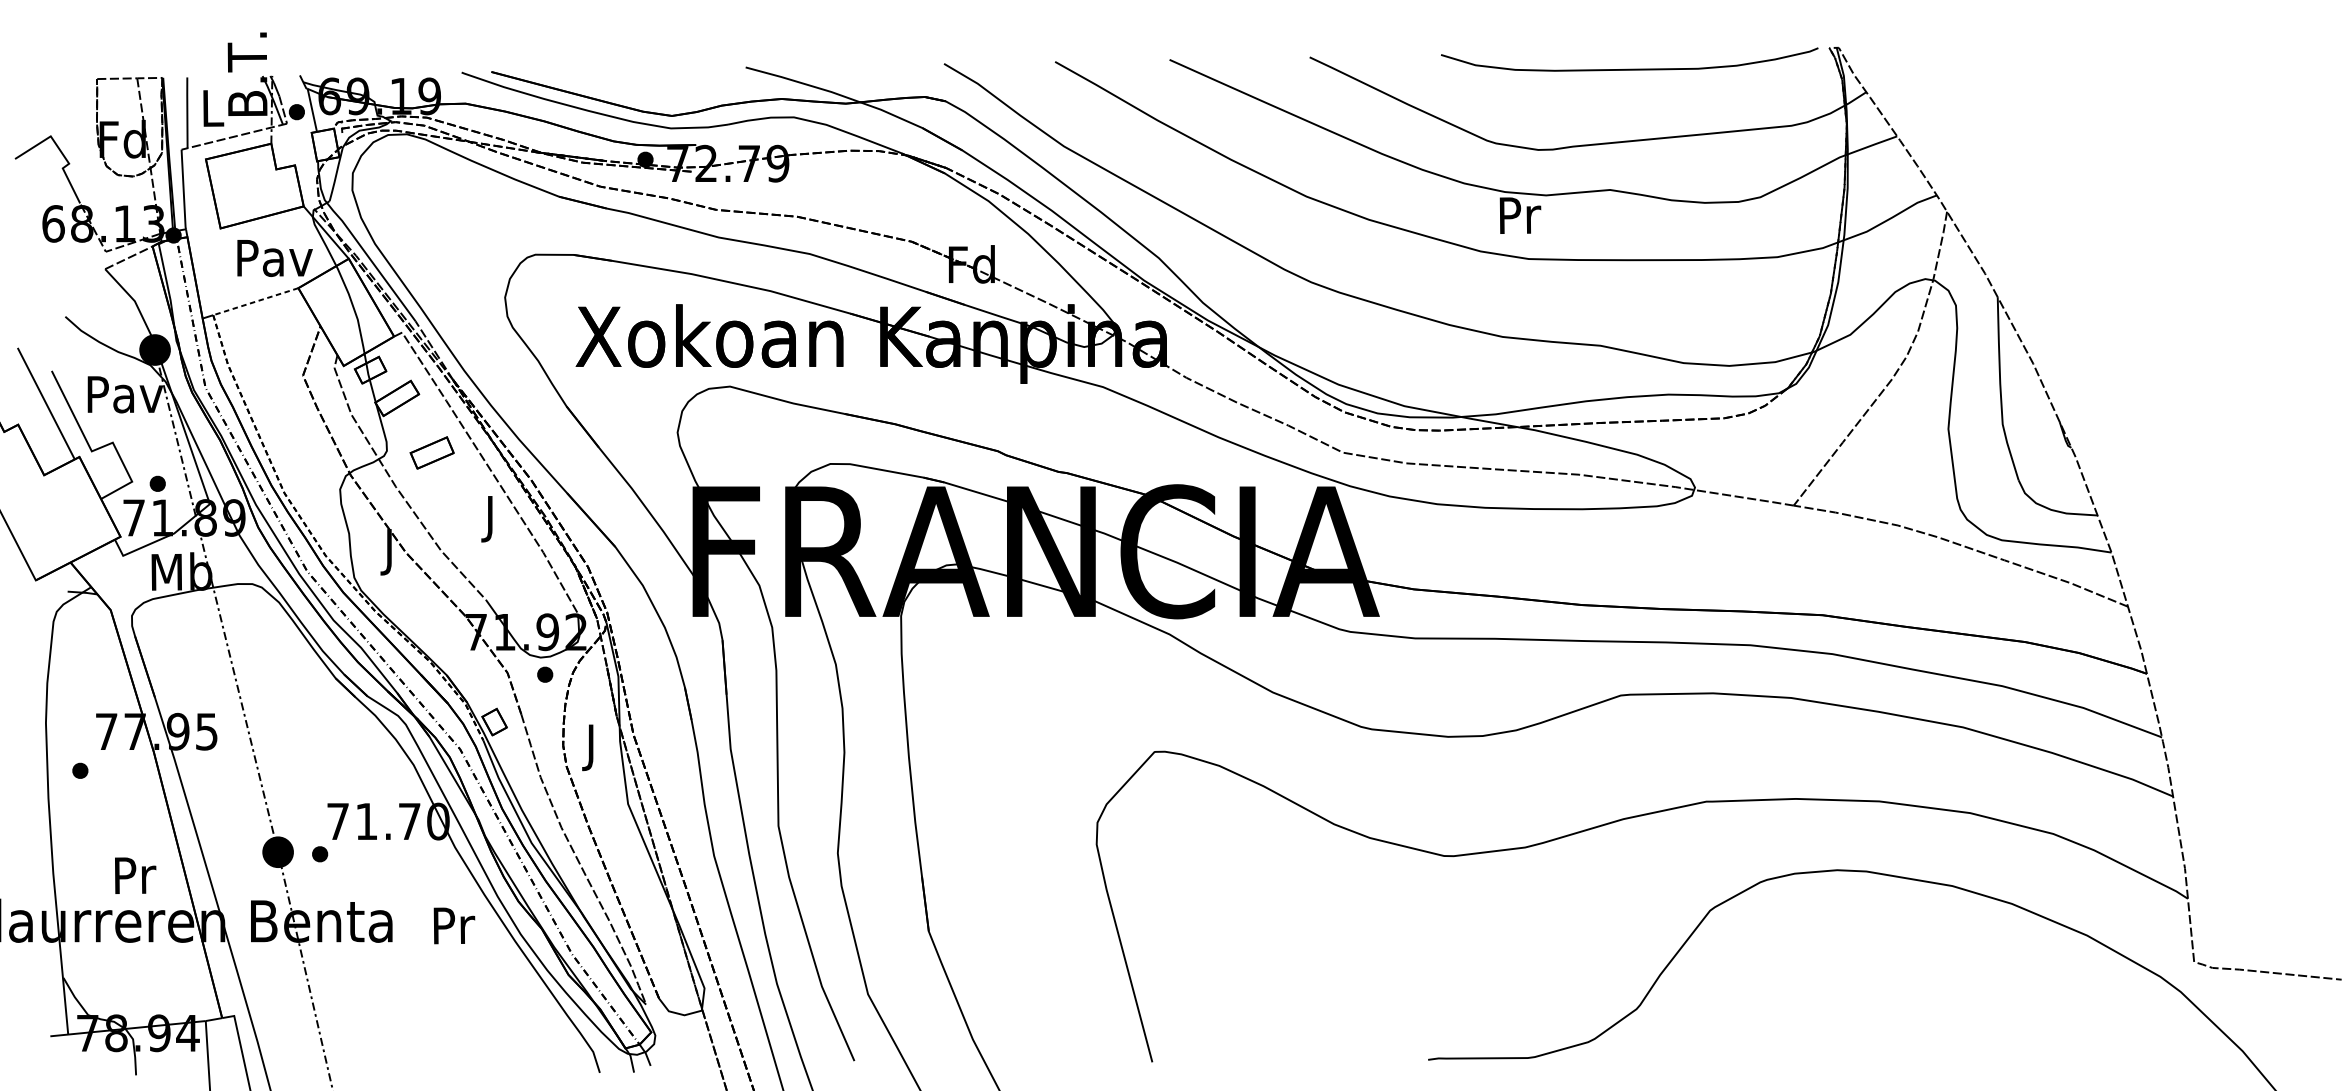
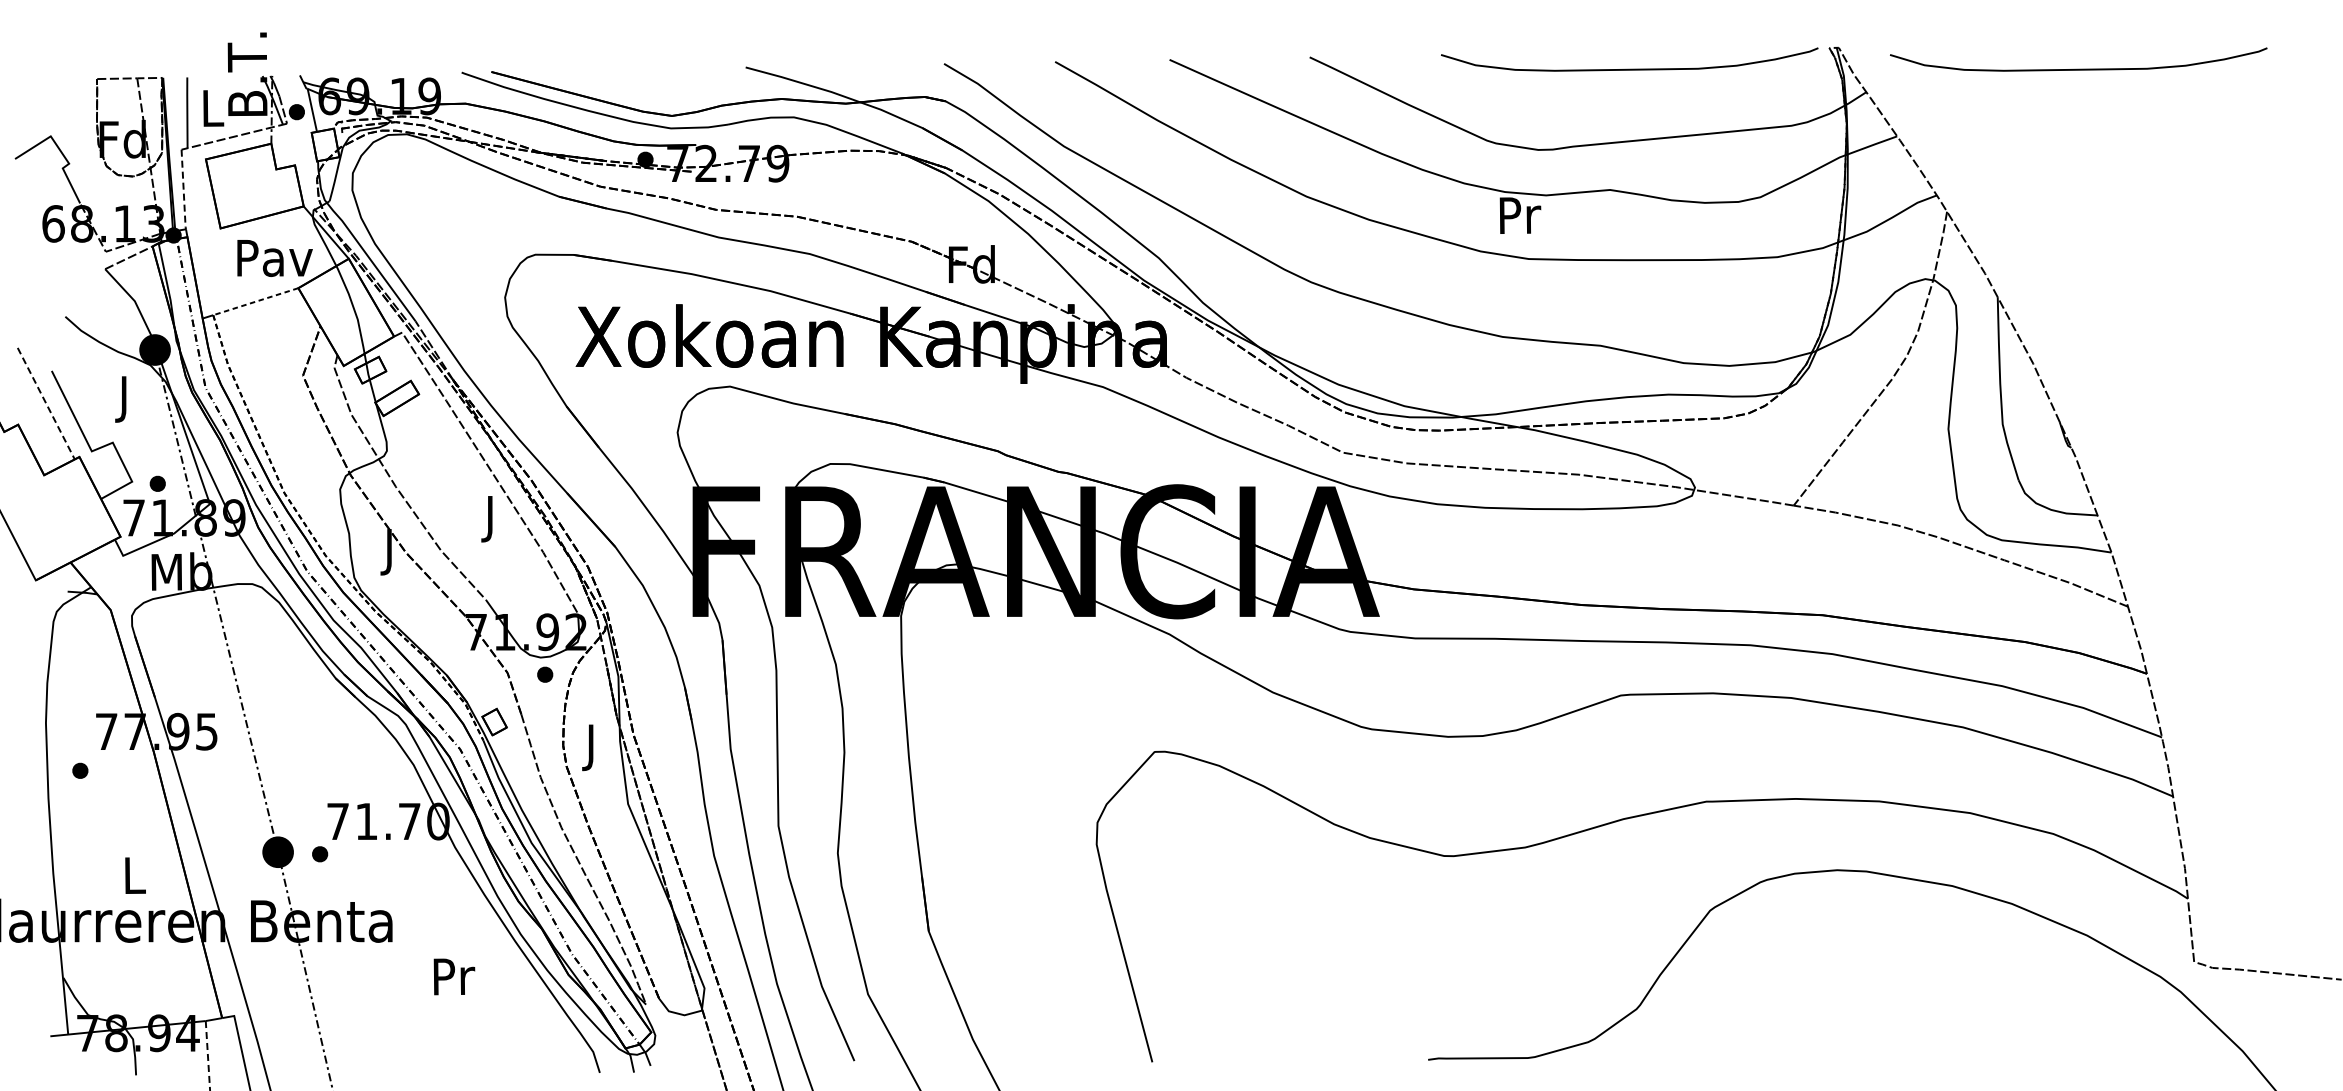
curve: none -> present (2078, 68)
line: solid -> dashed (183, 190)
text: Pav -> J (124, 399)
line: solid -> dashed (46, 403)
part: present -> none (431, 452)
text: Pr -> L (135, 875)
text position: (454, 925) -> (454, 976) (454, 976)
line: solid -> dashed (207, 1055)
